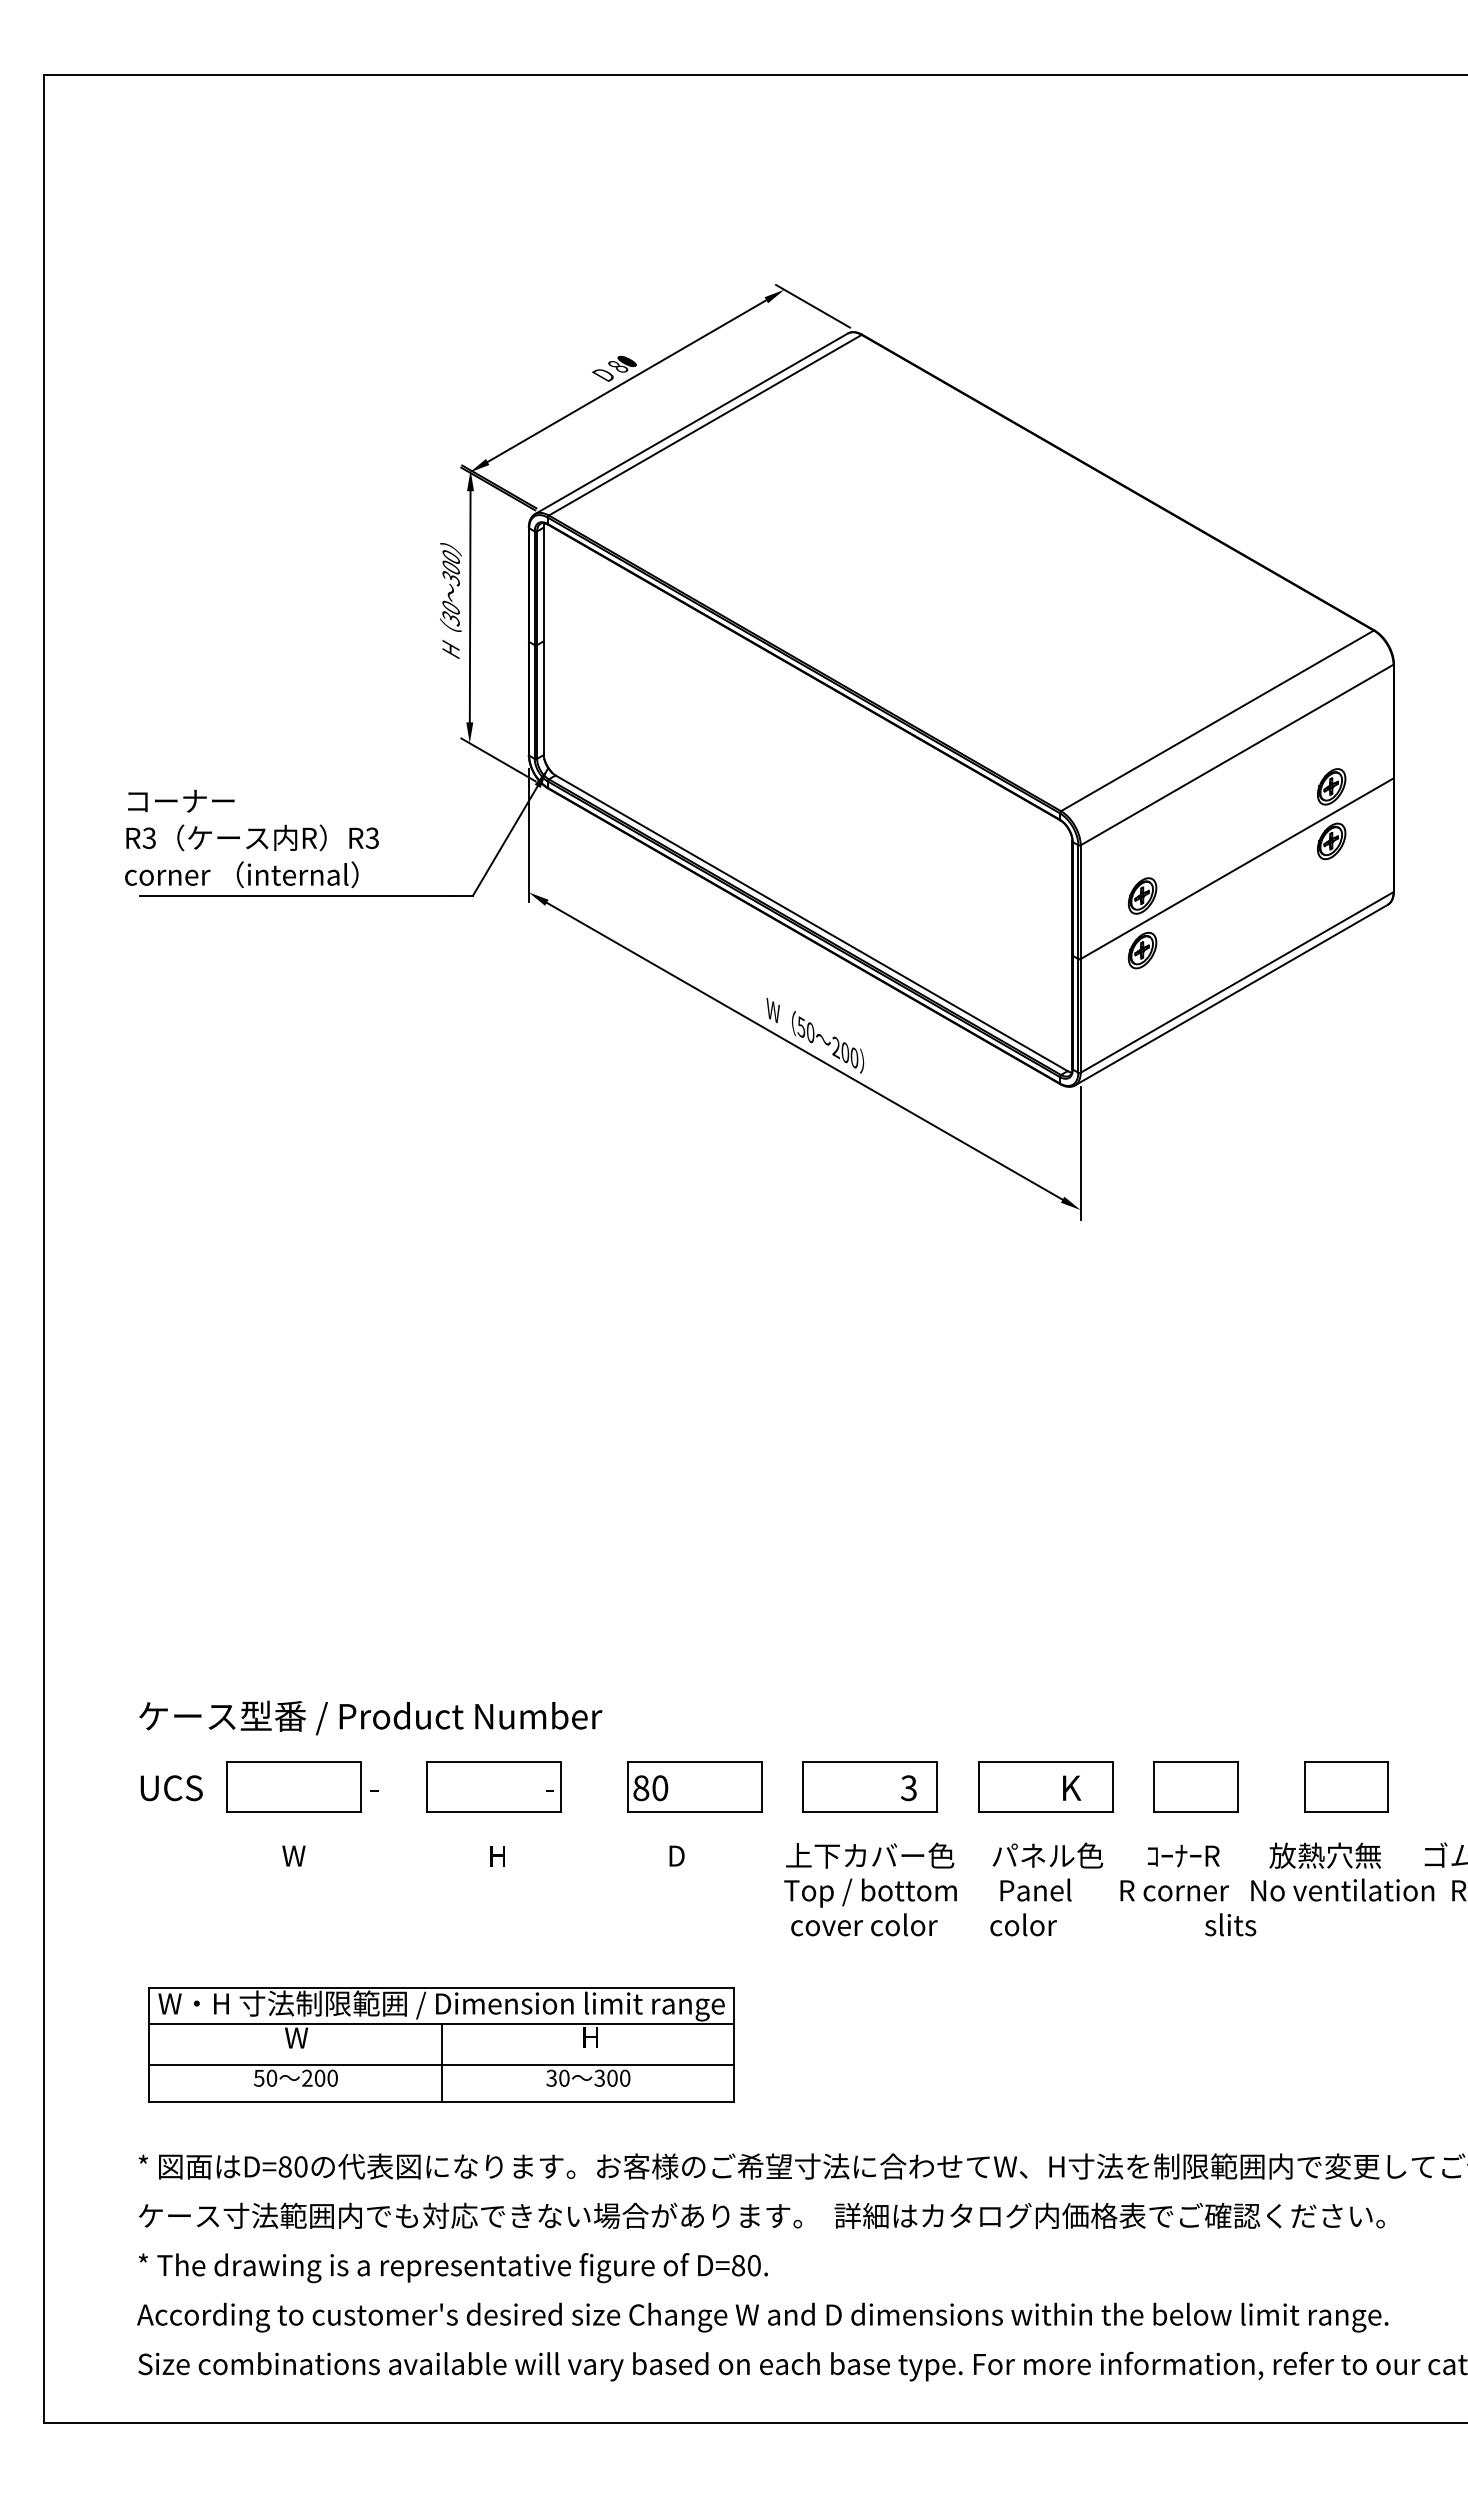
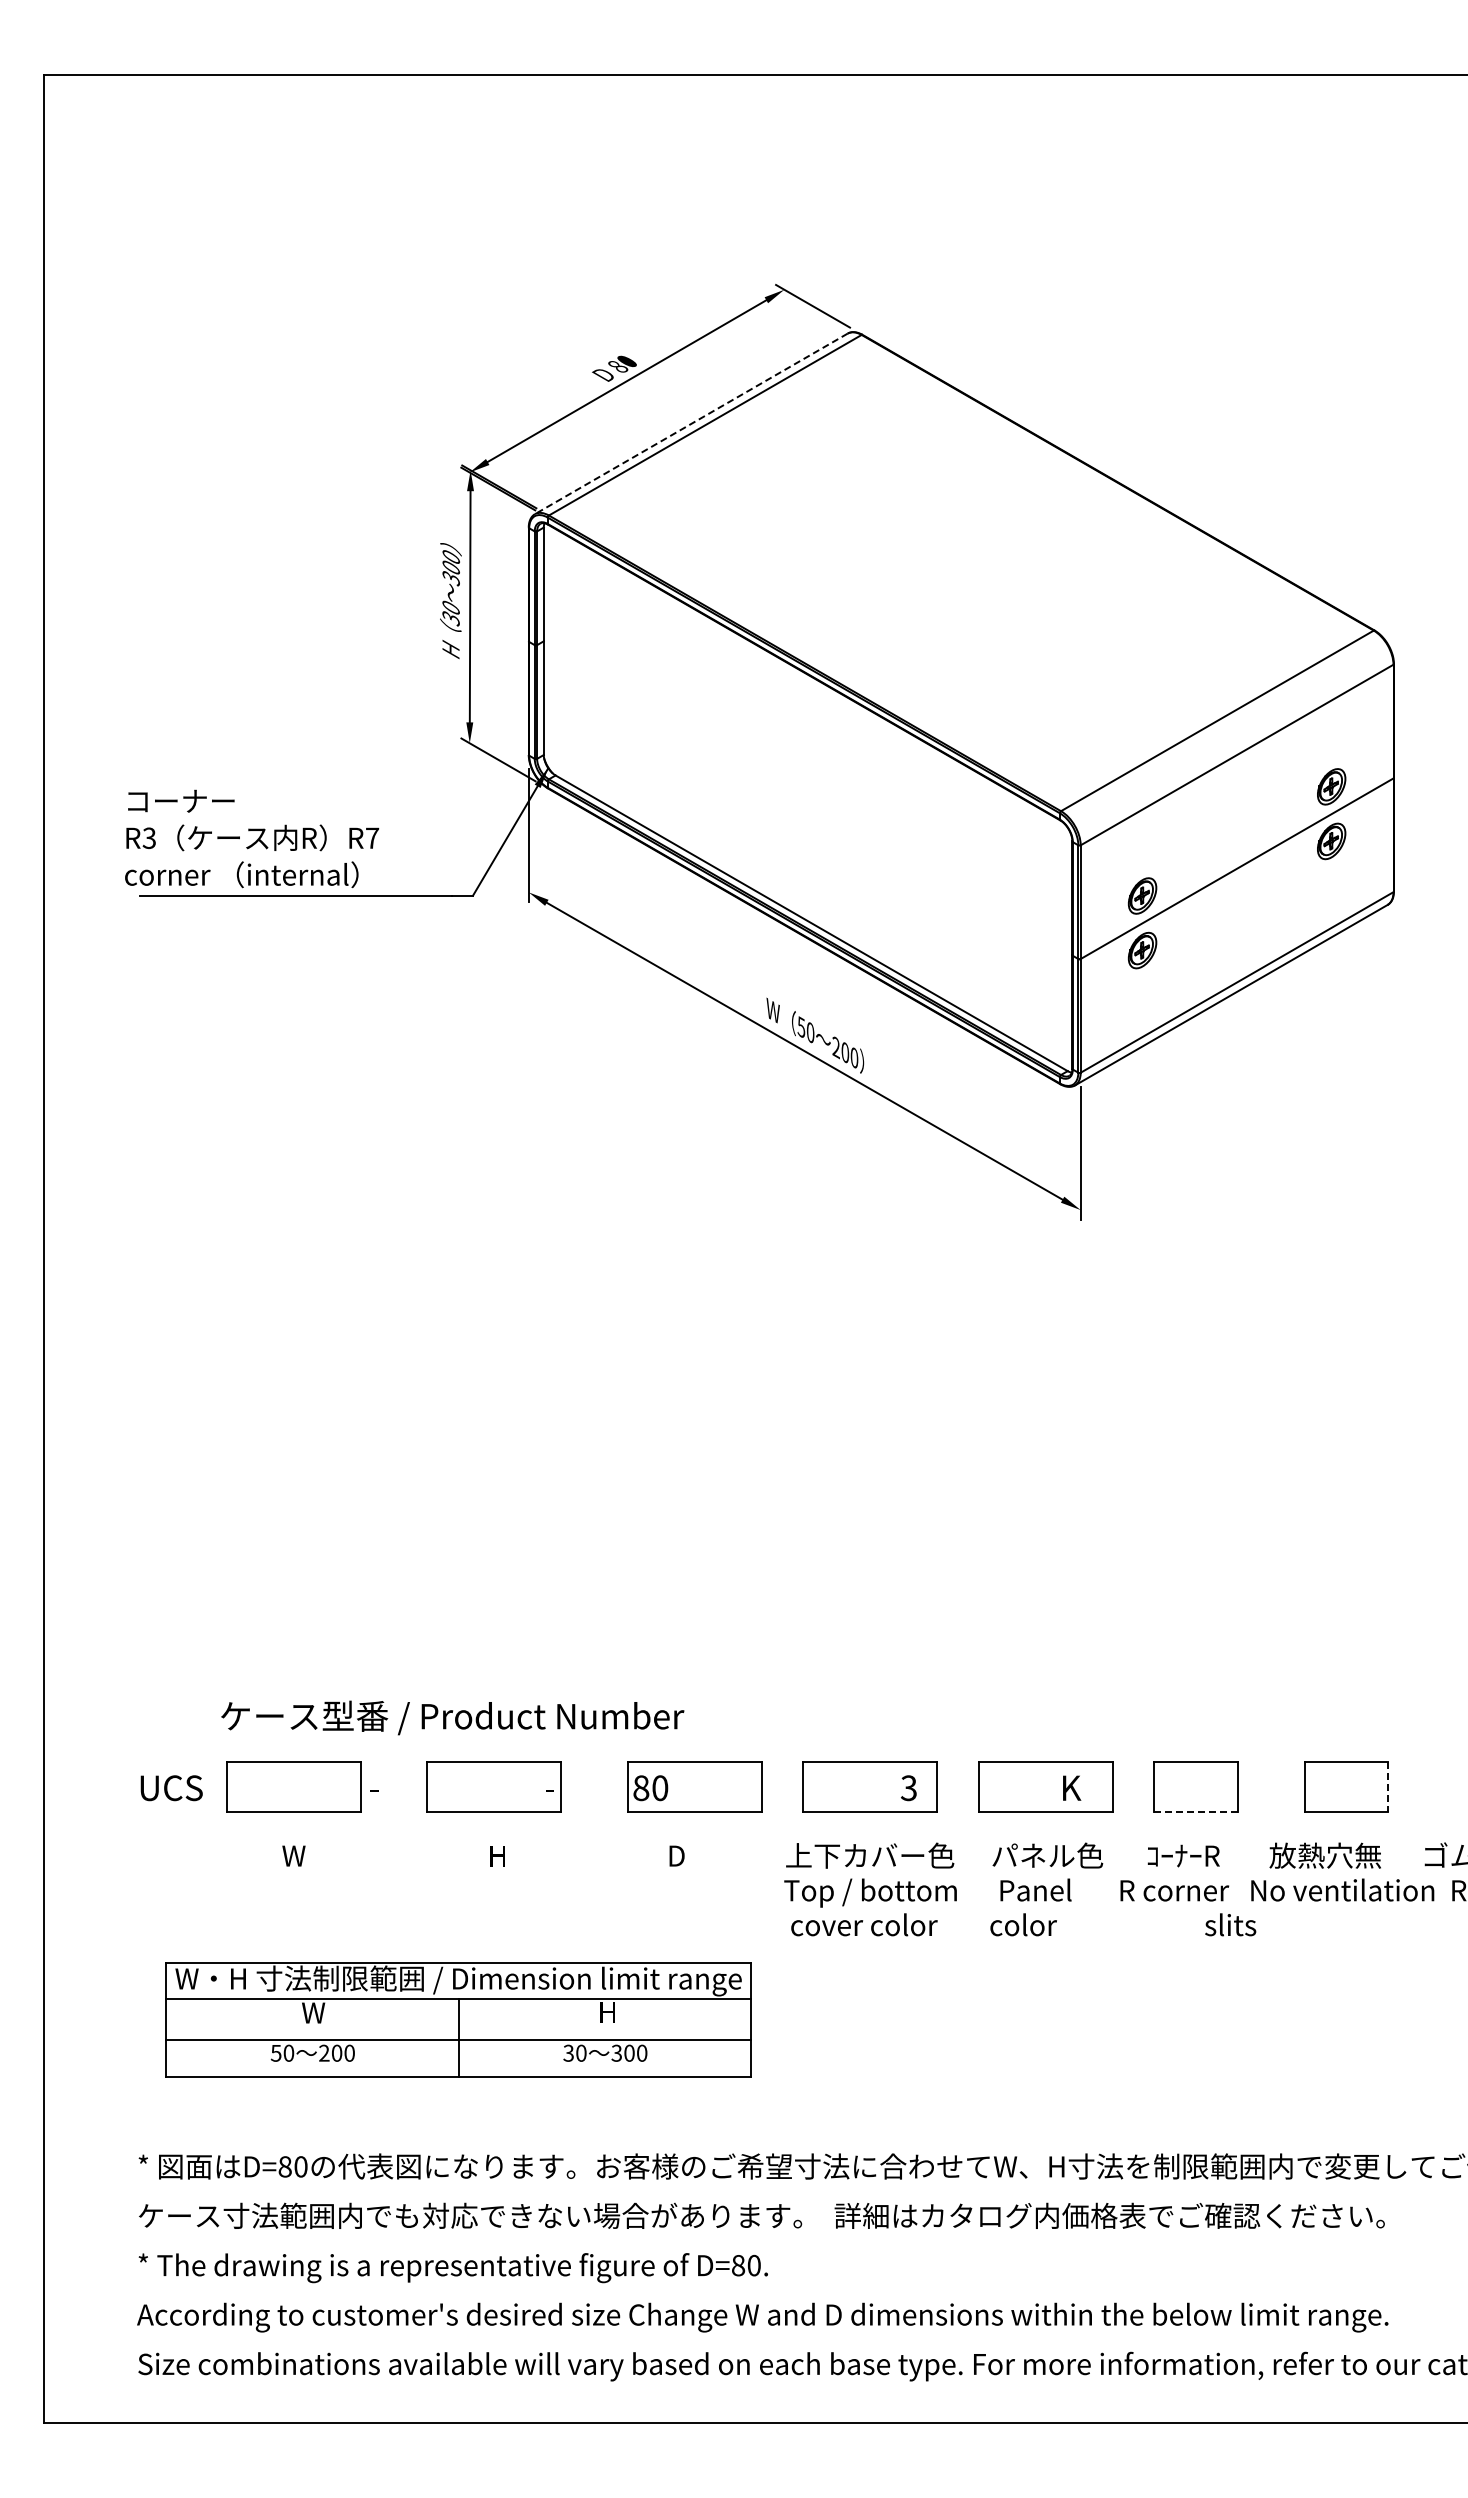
line: solid -> dashed (691, 423)
text: R3 -> R7 (372, 838)
text position: (370, 1717) -> (452, 1717) (452, 1717)
line: solid -> dashed (1388, 1787)
line: solid -> dashed (1196, 1812)
part position: (441, 2044) -> (458, 2019) (458, 2019)
